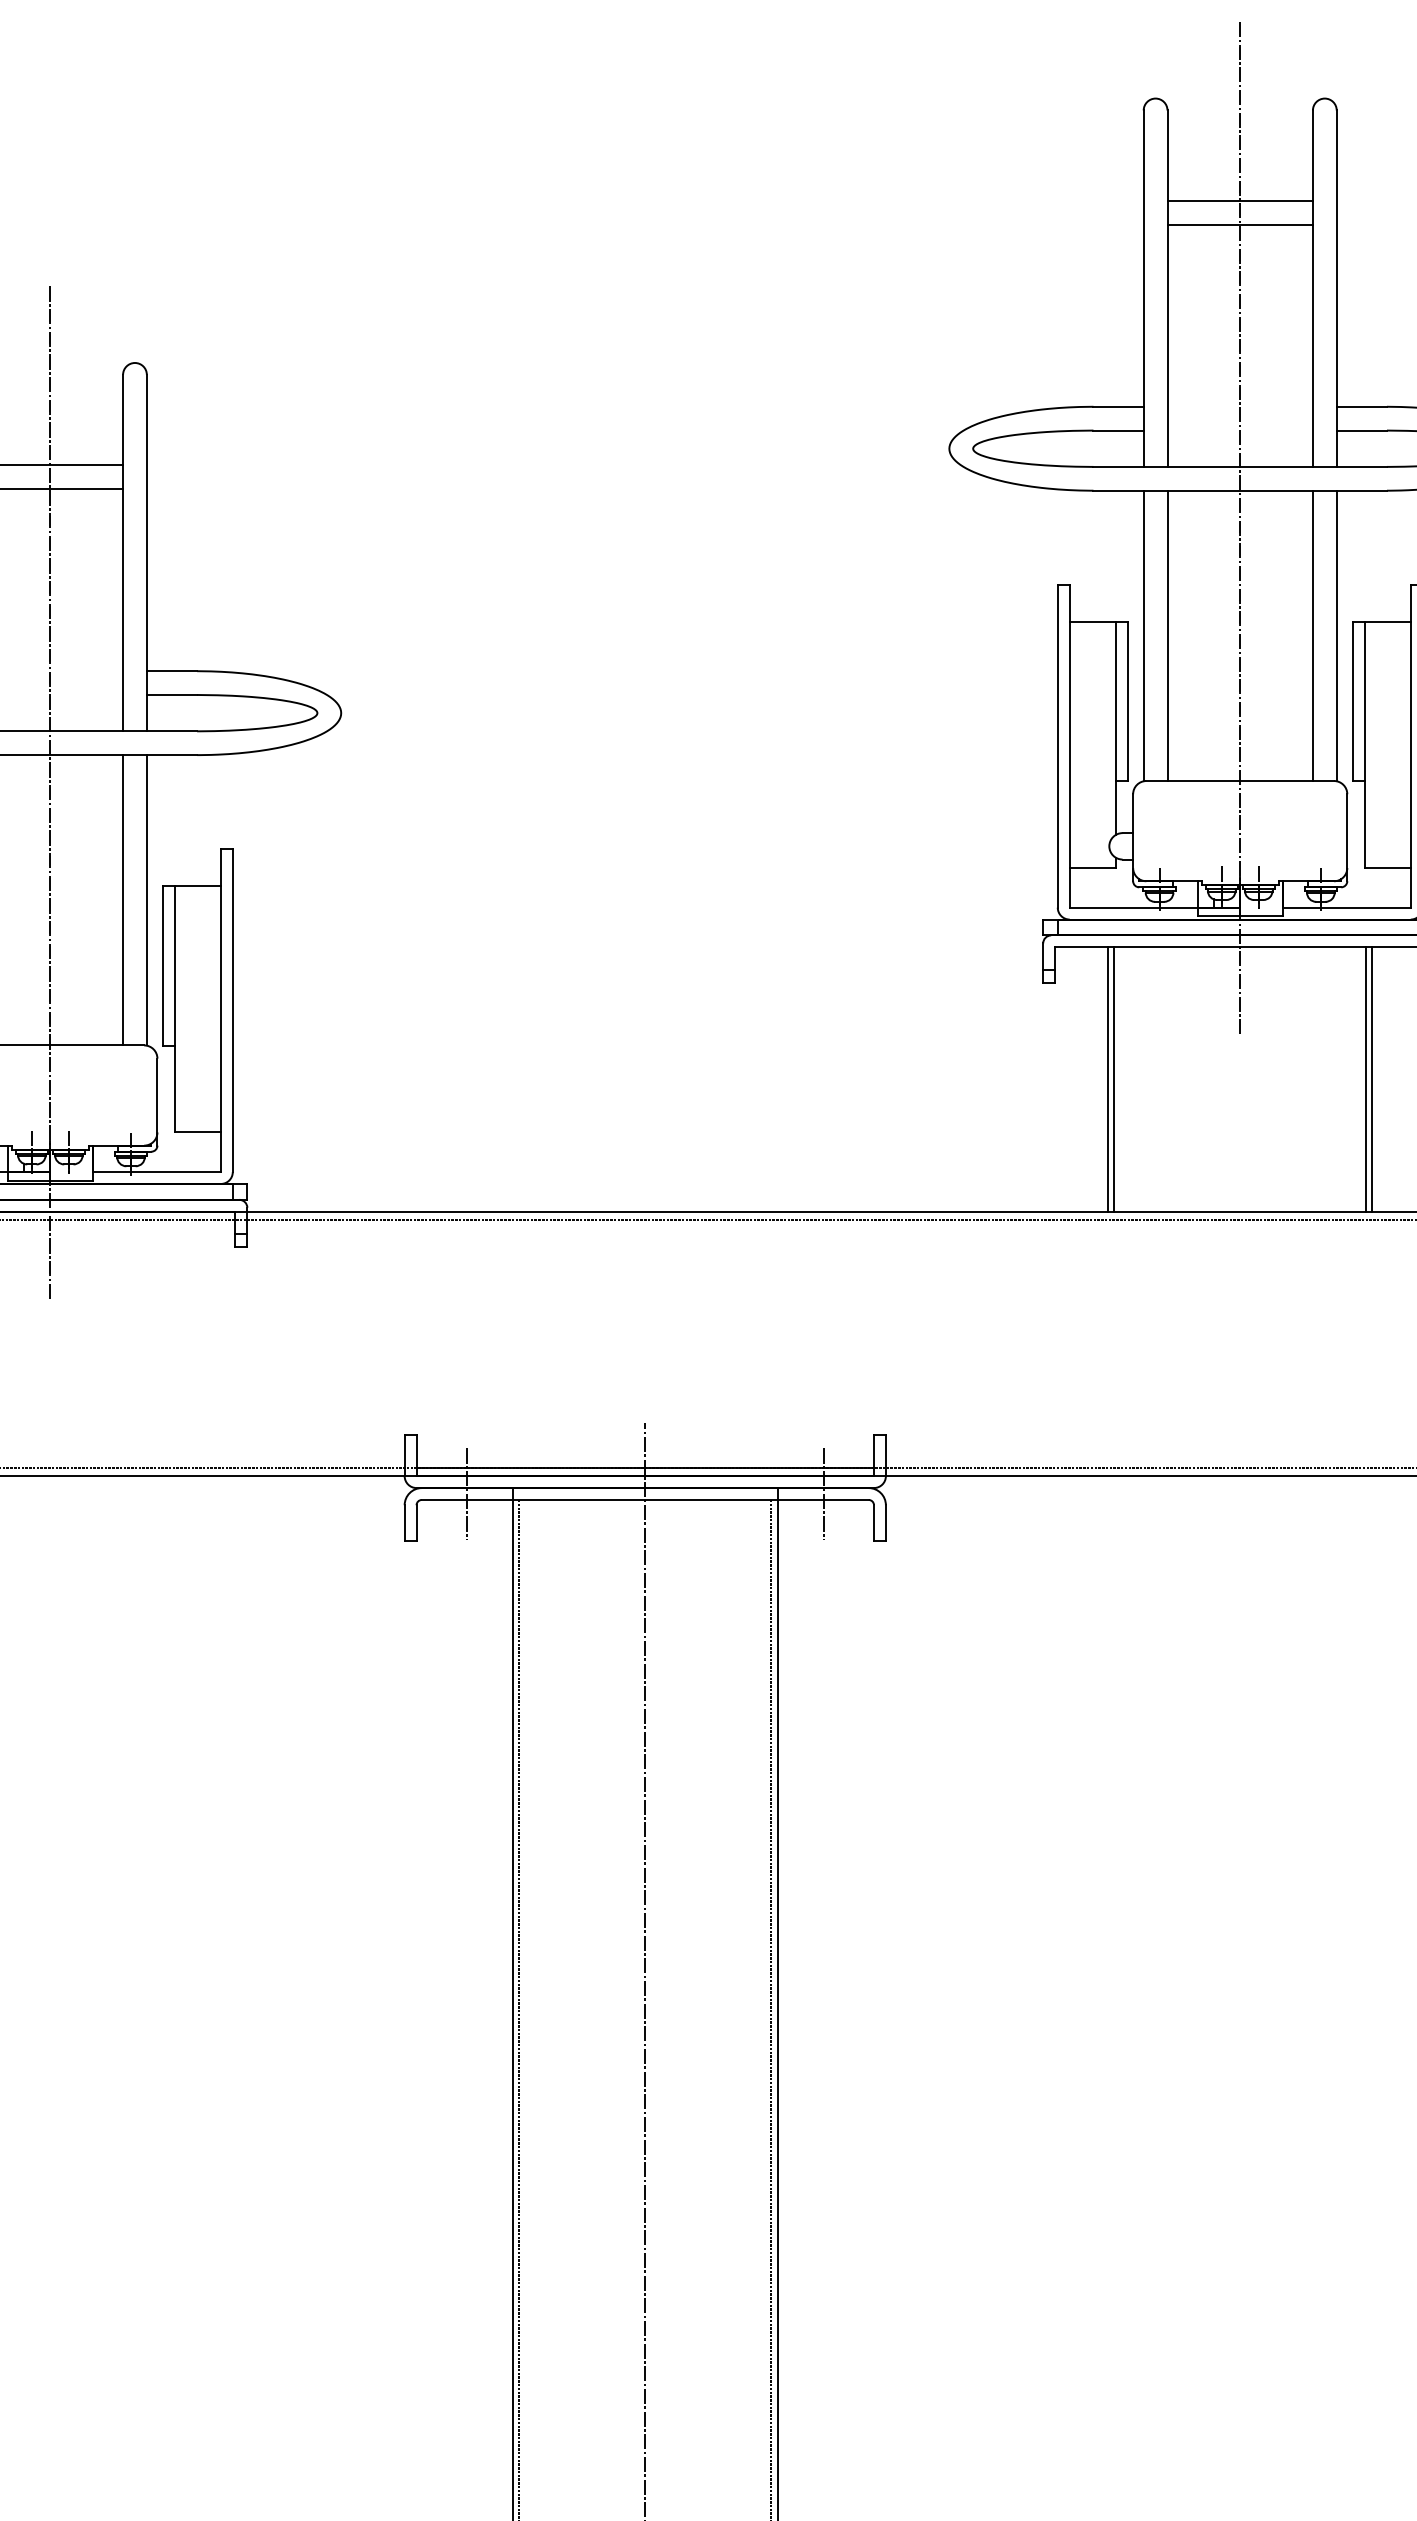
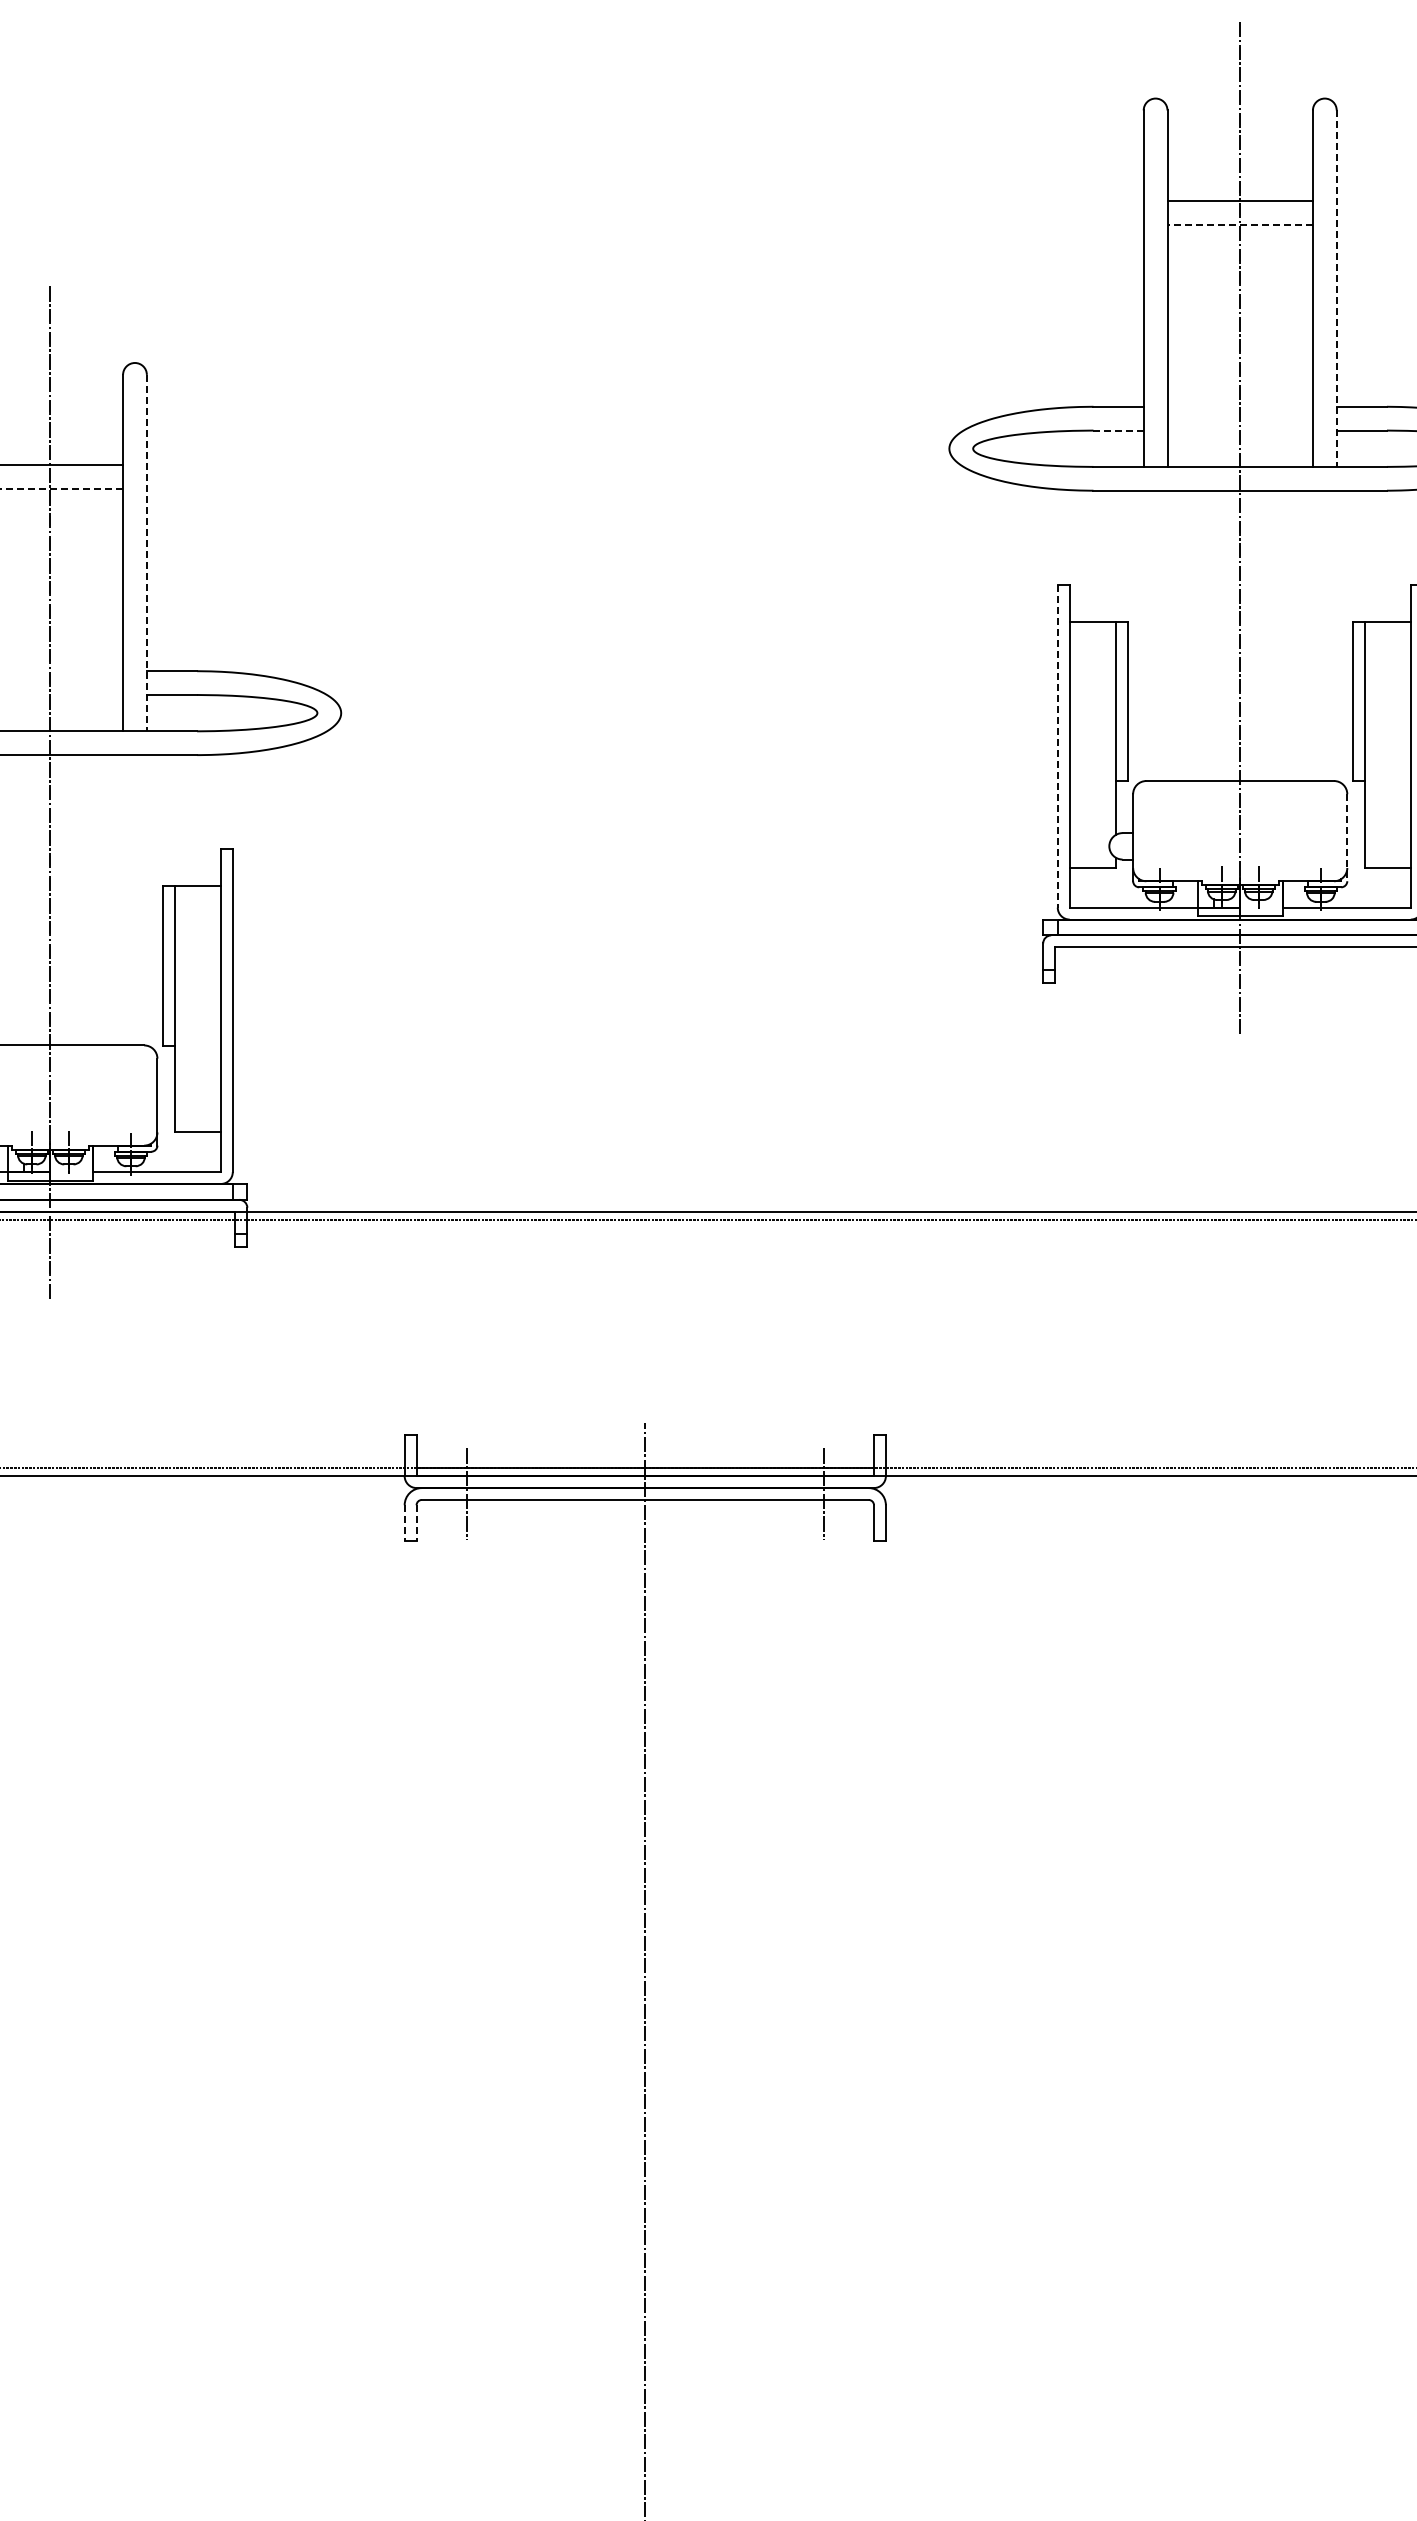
line: solid -> dashed (1240, 224)
line: solid -> dashed (1336, 289)
line: solid -> dashed (1118, 430)
line: solid -> dashed (61, 489)
line: solid -> dashed (146, 553)
line: present -> none (1143, 635)
line: present -> none (1167, 635)
line: present -> none (1312, 635)
line: present -> none (1336, 635)
line: solid -> dashed (1057, 746)
line: solid -> dashed (1347, 838)
line: present -> none (123, 900)
line: present -> none (146, 900)
line: present -> none (1108, 1079)
line: present -> none (1114, 1079)
line: present -> none (1366, 1079)
line: present -> none (1372, 1079)
line: solid -> dashed (404, 1523)
line: solid -> dashed (416, 1523)
line: present -> none (513, 2002)
line: present -> none (777, 2002)
line: present -> none (519, 2008)
line: present -> none (771, 2008)
